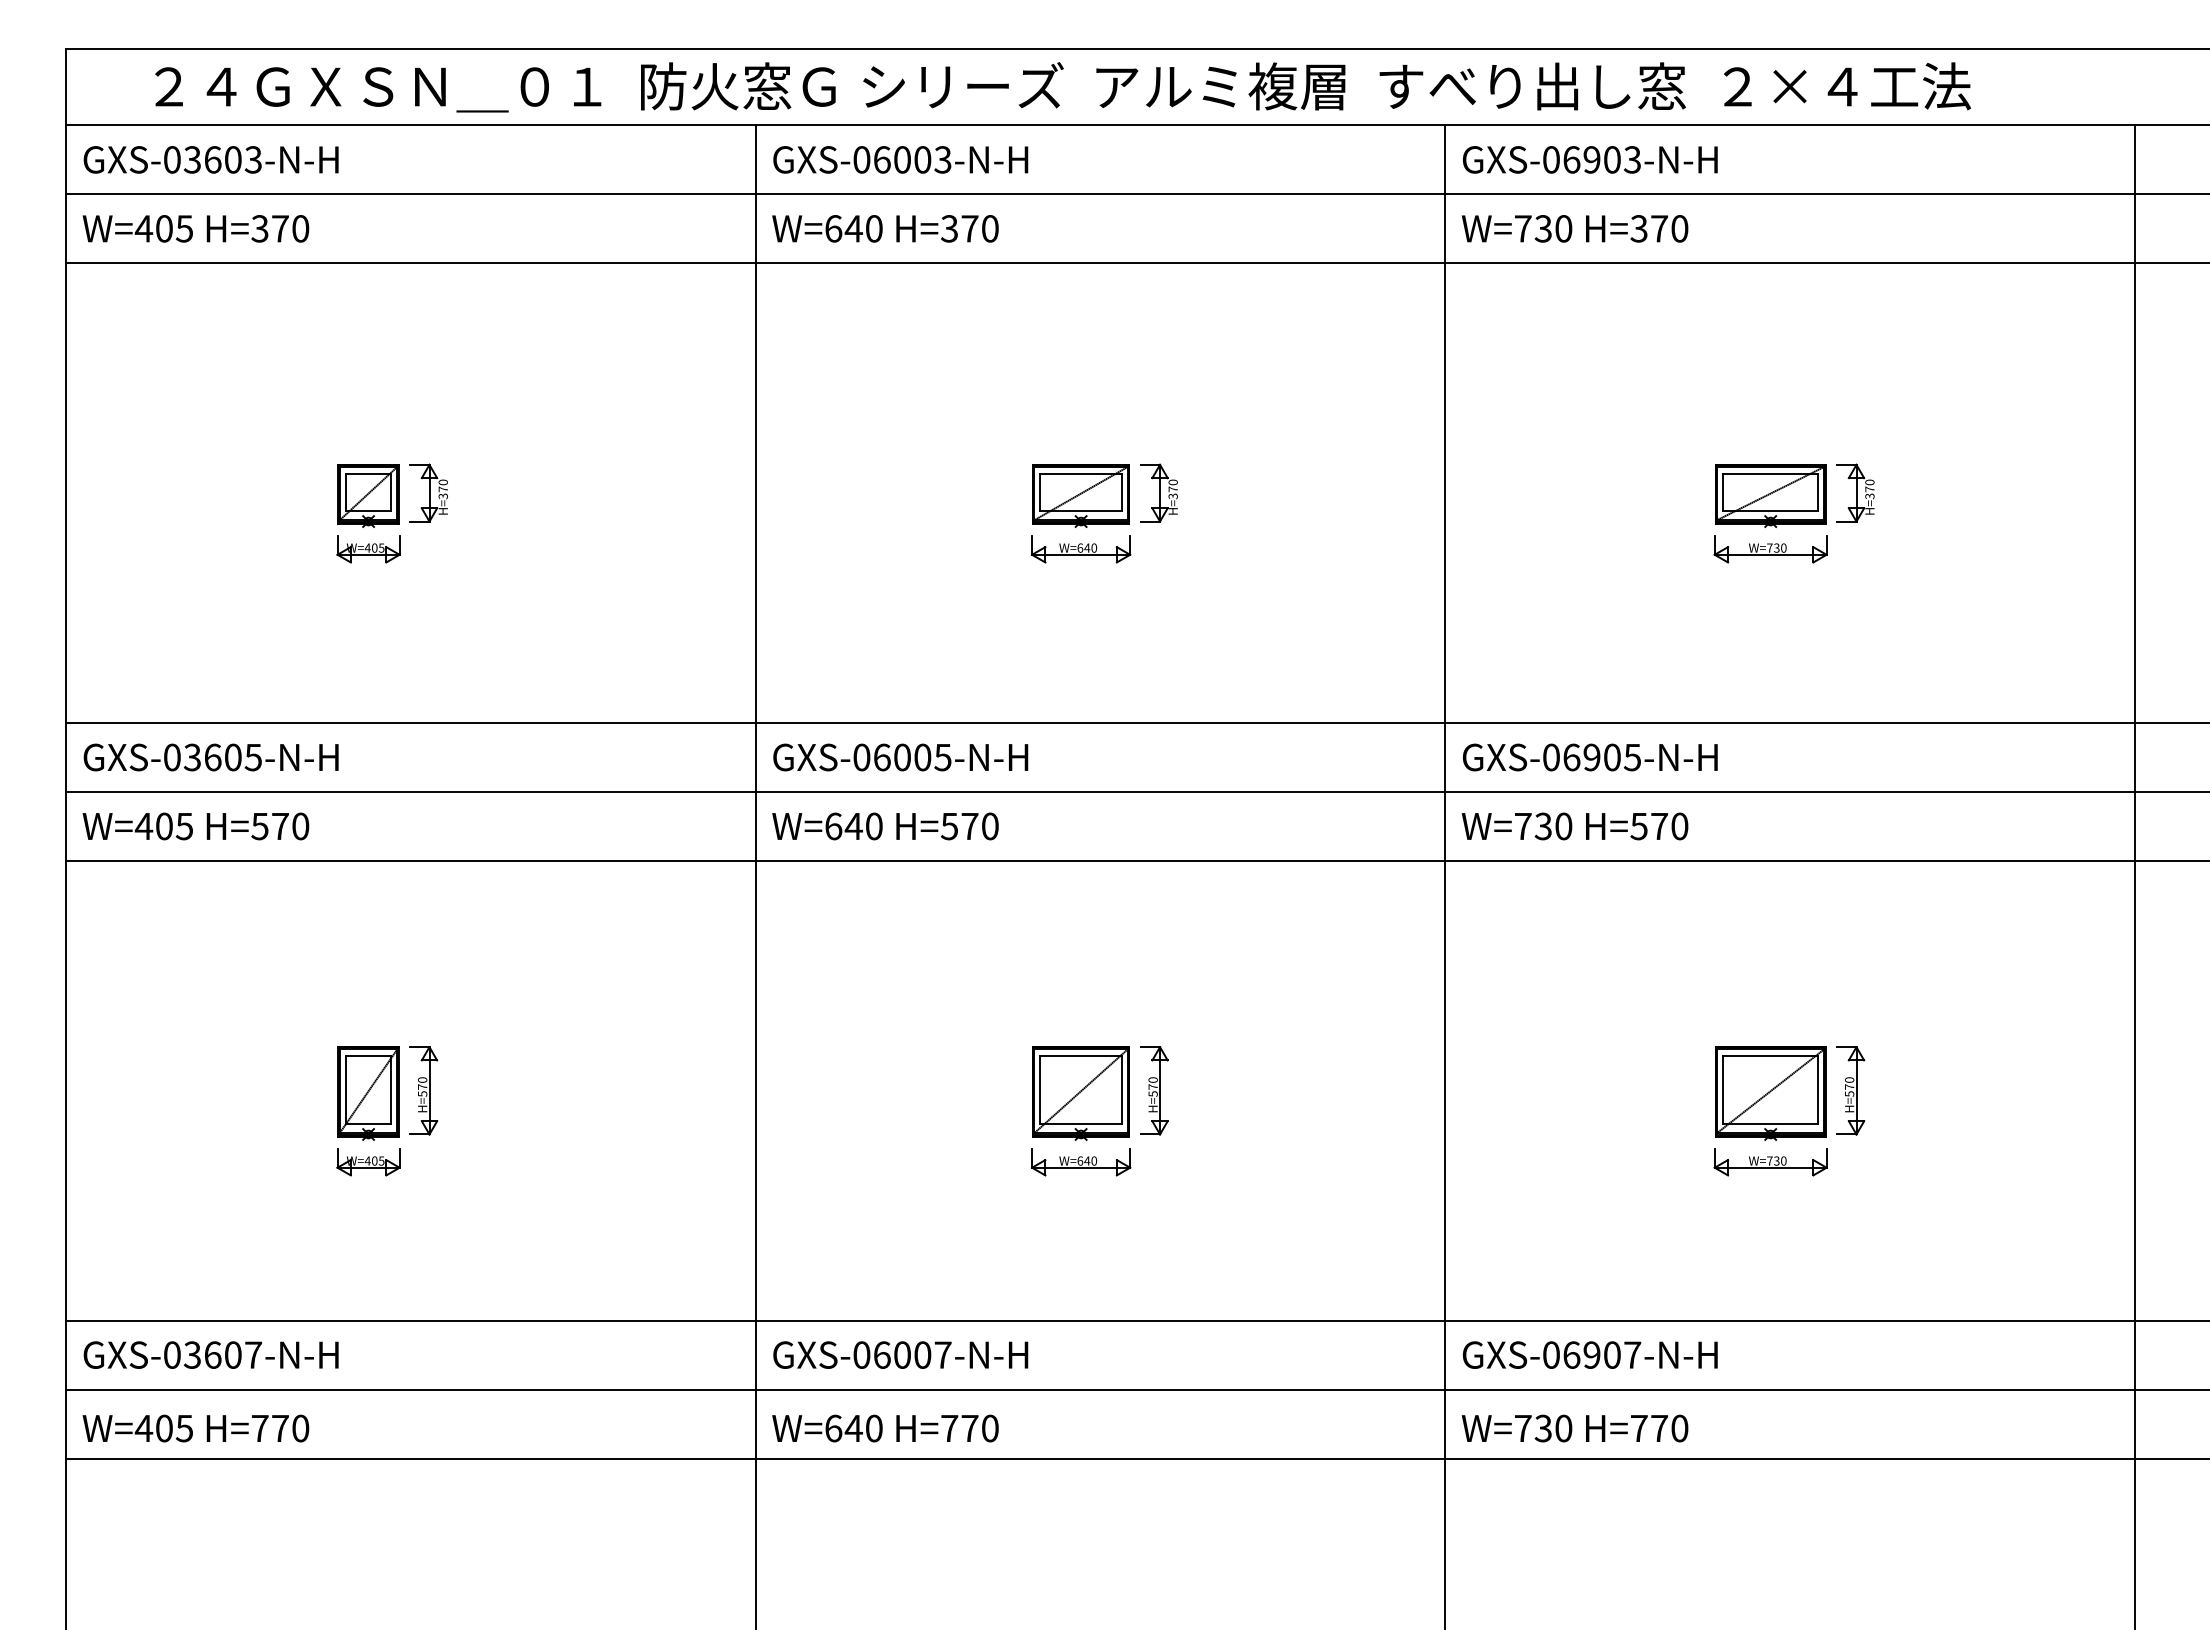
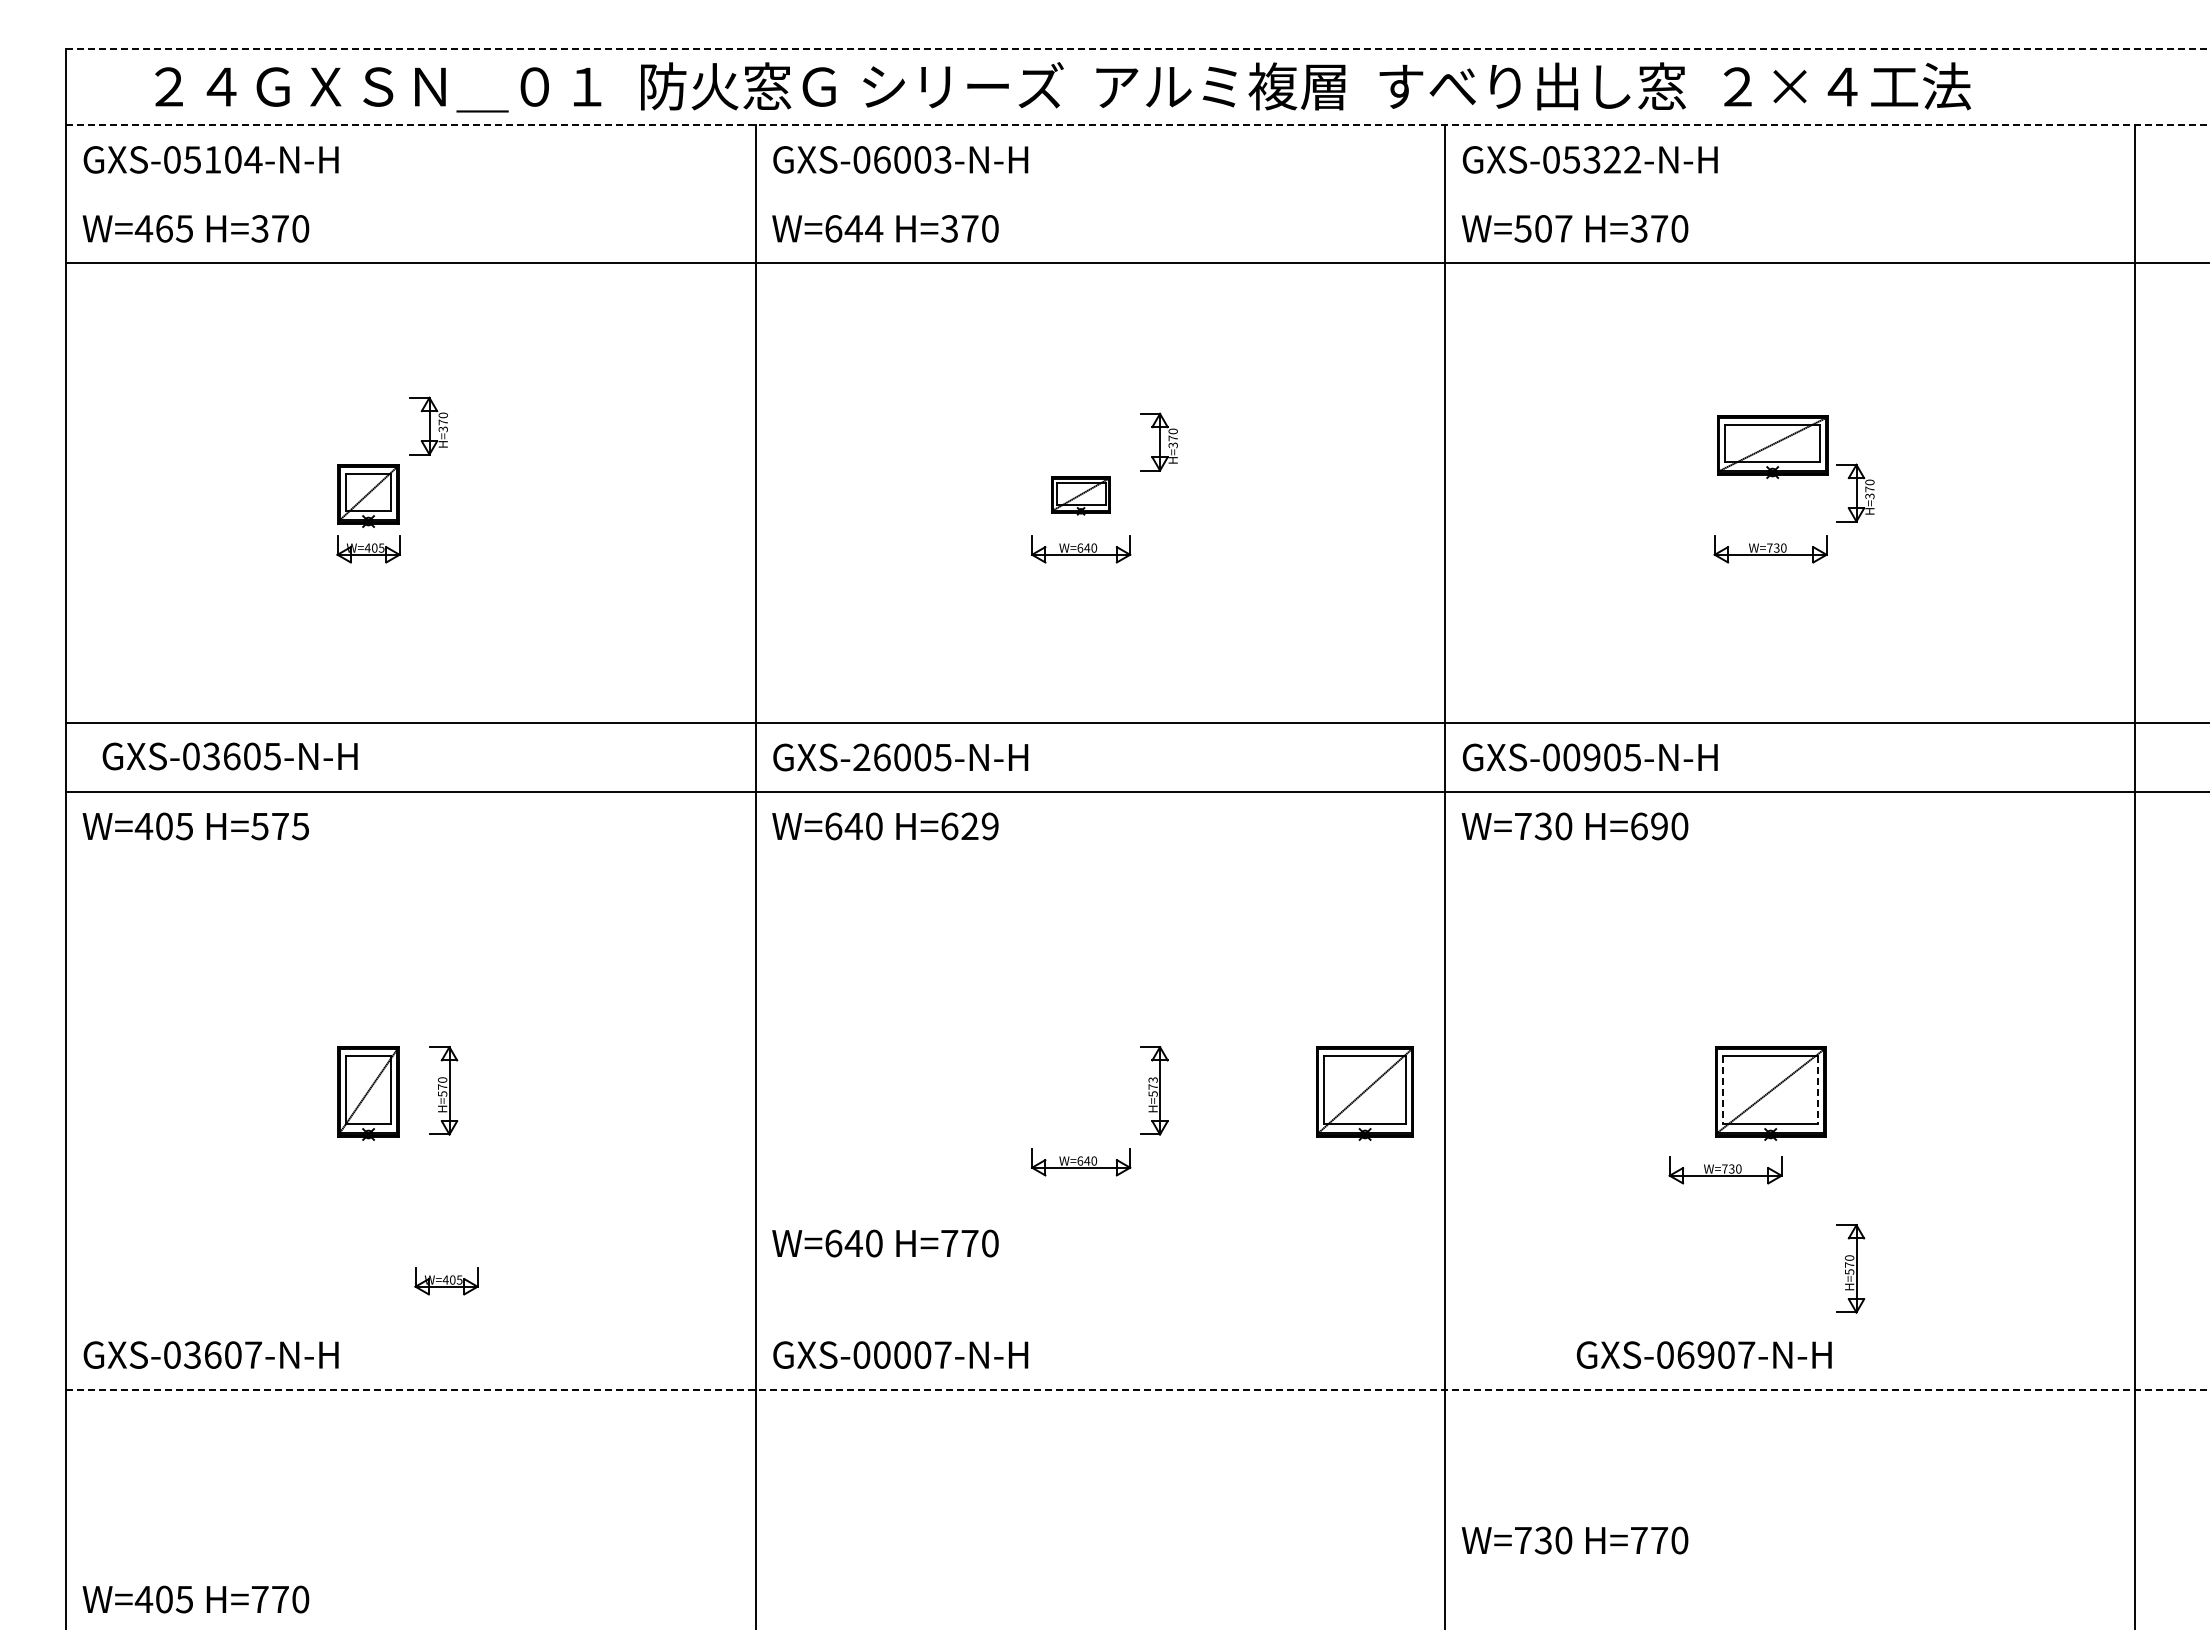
line: solid -> dashed (1138, 48)
line: solid -> dashed (1138, 125)
text: GXS-03603-N-H -> GXS-05104-N-H (223, 159)
text: GXS-06903-N-H -> GXS-05322-N-H (1602, 159)
line: present -> none (1136, 194)
text: W=405 -> W=465 (164, 228)
text: W=640 -> W=644 (874, 228)
text: W=730 -> W=507 (1543, 228)
part position: (428, 492) -> (428, 425) (428, 425)
part position: (1158, 492) -> (1158, 441) (1158, 441)
part size: 98x64 px -> 60x40 px (1080, 495)
part position: (1770, 495) -> (1772, 446) (1772, 446)
text position: (210, 757) -> (229, 756) (229, 756)
text: GXS-06005-N-H -> GXS-26005-N-H (861, 757)
text: GXS-06905-N-H -> GXS-00905-N-H (1571, 757)
text: H=570 -> H=575 (300, 826)
text: H=570 -> H=629 (969, 826)
text: H=570 -> H=690 (1649, 826)
line: present -> none (1136, 860)
text: H=570 -> H=573 (1152, 1079)
part position: (423, 1090) -> (443, 1090) (443, 1090)
line: solid -> dashed (1723, 1090)
line: solid -> dashed (1818, 1090)
part position: (1850, 1090) -> (1850, 1268) (1850, 1268)
part position: (1080, 1093) -> (1364, 1093) (1364, 1093)
part position: (368, 1162) -> (446, 1281) (446, 1281)
part position: (1770, 1162) -> (1725, 1170) (1725, 1170)
line: present -> none (1136, 1320)
text: GXS-06007-N-H -> GXS-00007-N-H (882, 1354)
text position: (1590, 1354) -> (1704, 1354) (1704, 1354)
line: solid -> dashed (1138, 1389)
text position: (195, 1428) -> (195, 1599) (195, 1599)
text position: (885, 1428) -> (885, 1243) (885, 1243)
text position: (1574, 1428) -> (1574, 1540) (1574, 1540)
line: present -> none (1136, 1458)
